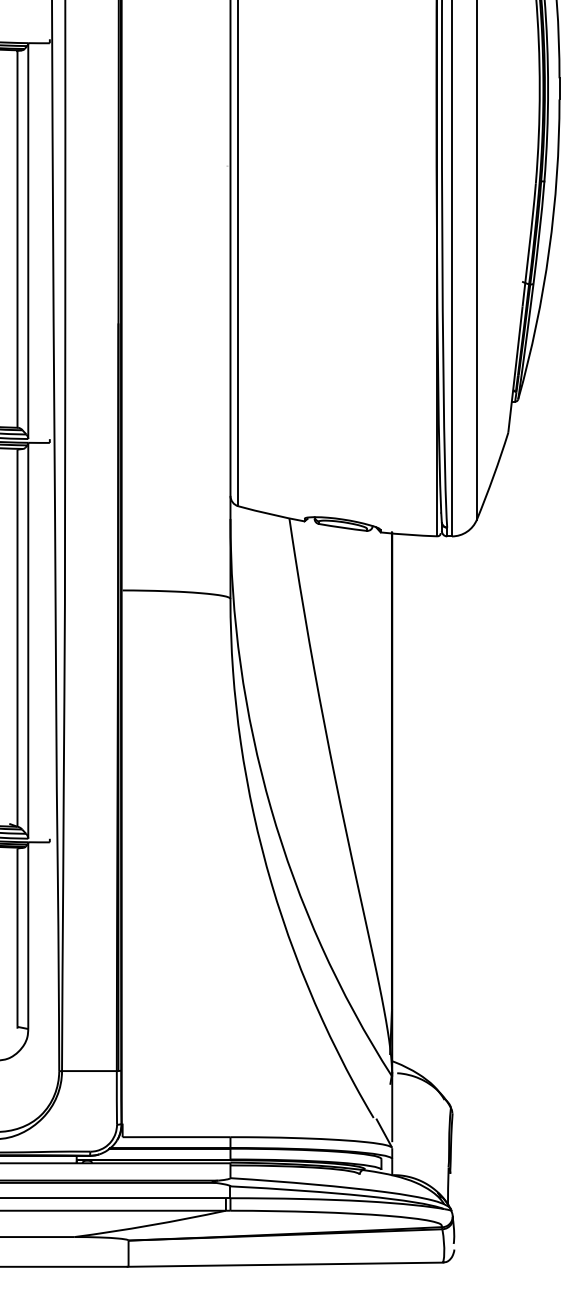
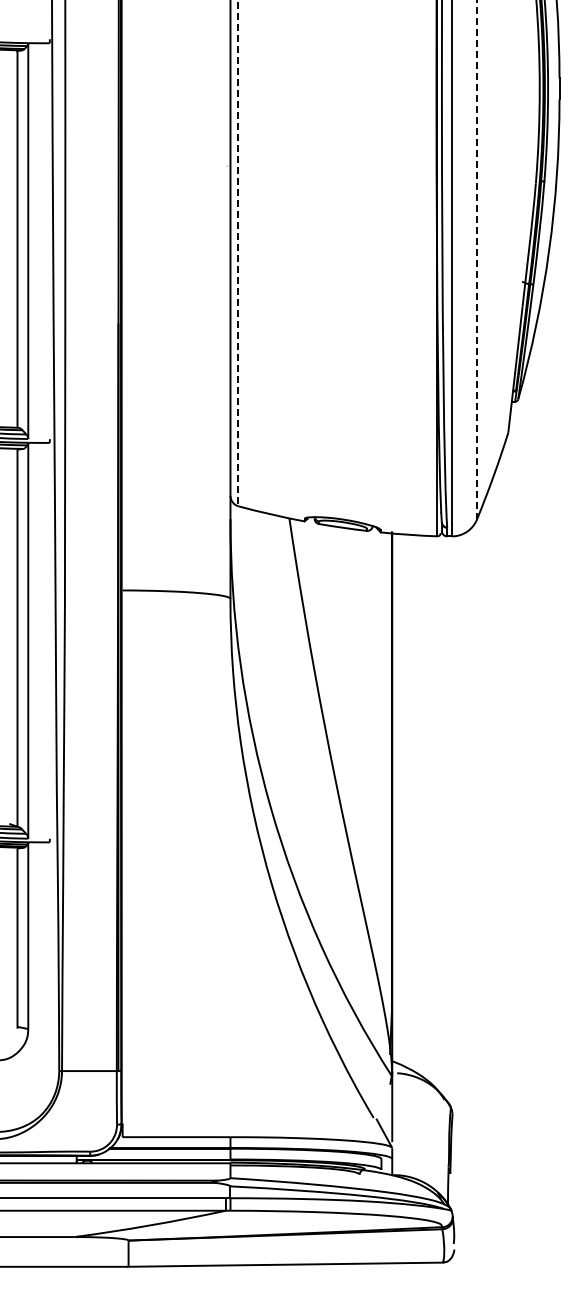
line: solid -> dashed (238, 253)
line: solid -> dashed (476, 259)
